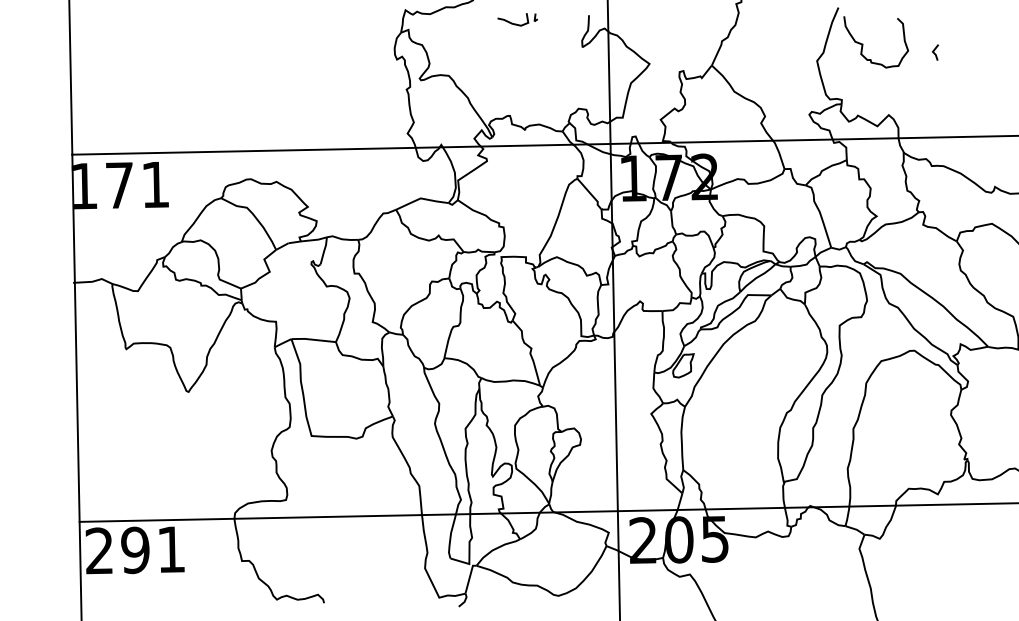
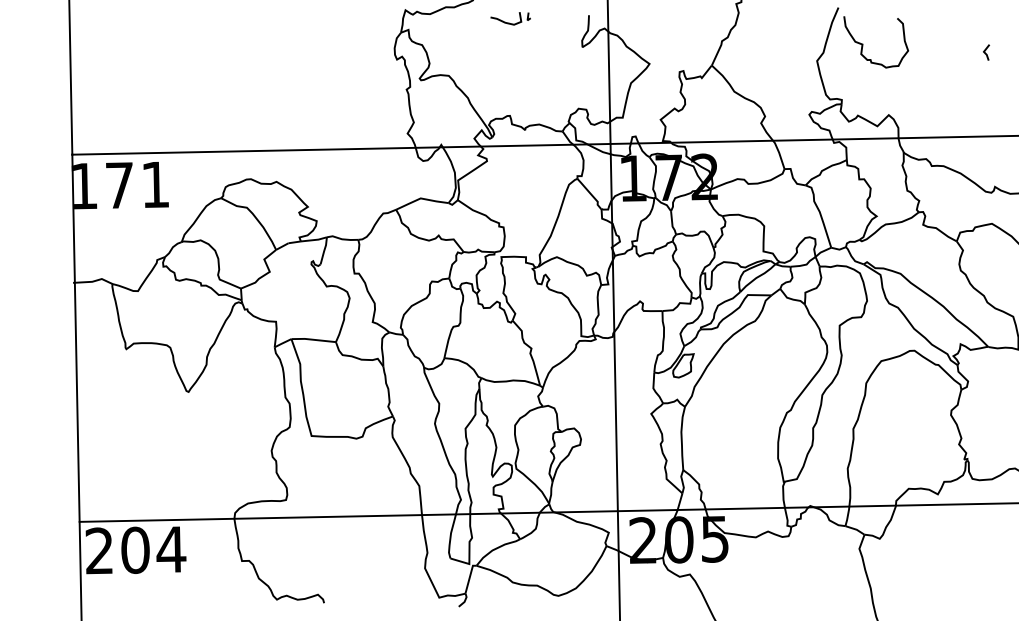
part position: (517, 19) -> (510, 18) (510, 18)
line position: (934, 52) -> (985, 52) (985, 52)
text: 291 -> 204 (153, 550)
